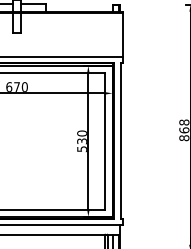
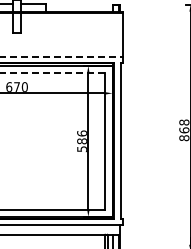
line: solid -> dashed (62, 56)
line: solid -> dashed (51, 72)
text: 530 -> 586 (81, 137)
